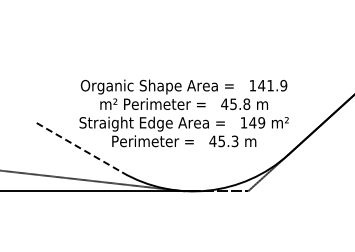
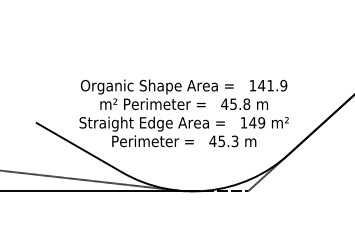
line: dashed -> solid (79, 147)
